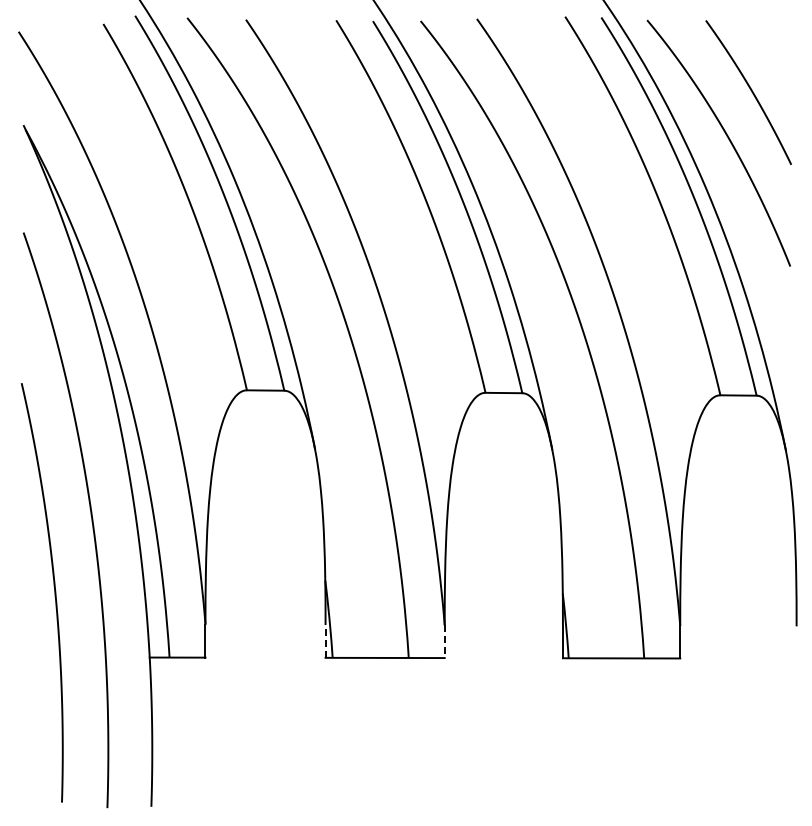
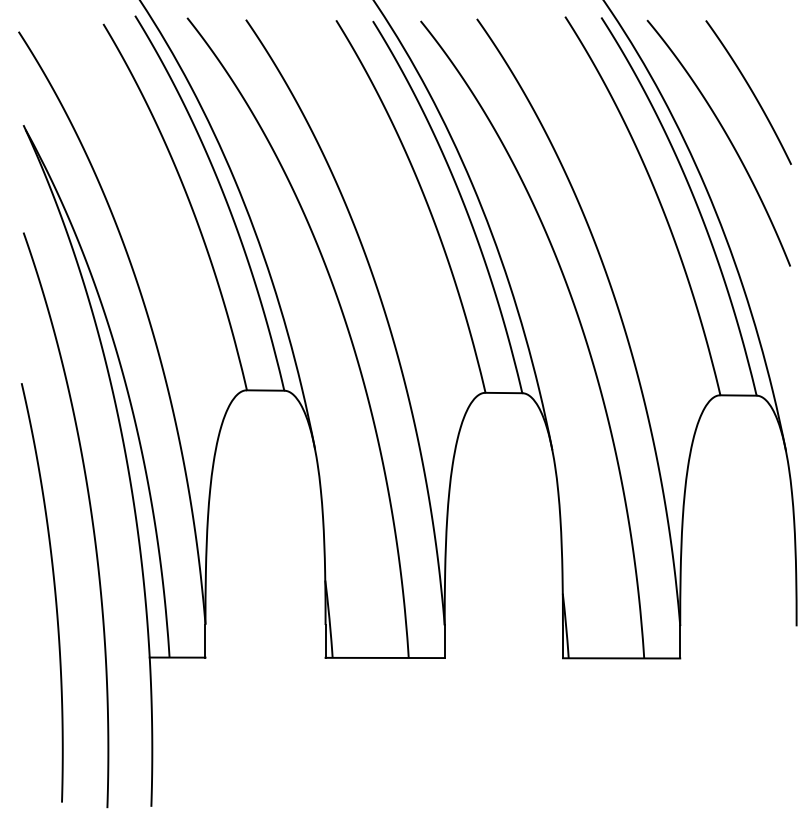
line: dashed -> solid (325, 640)
line: dashed -> solid (444, 642)
